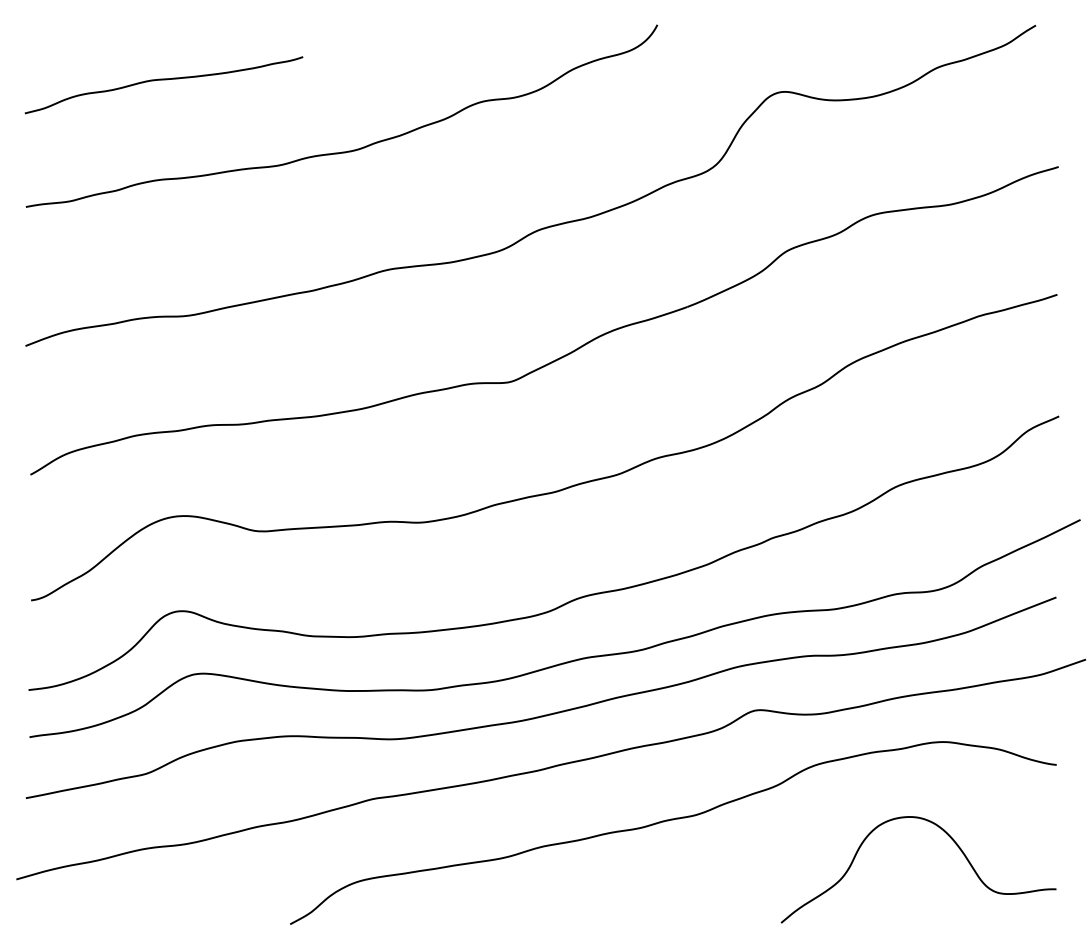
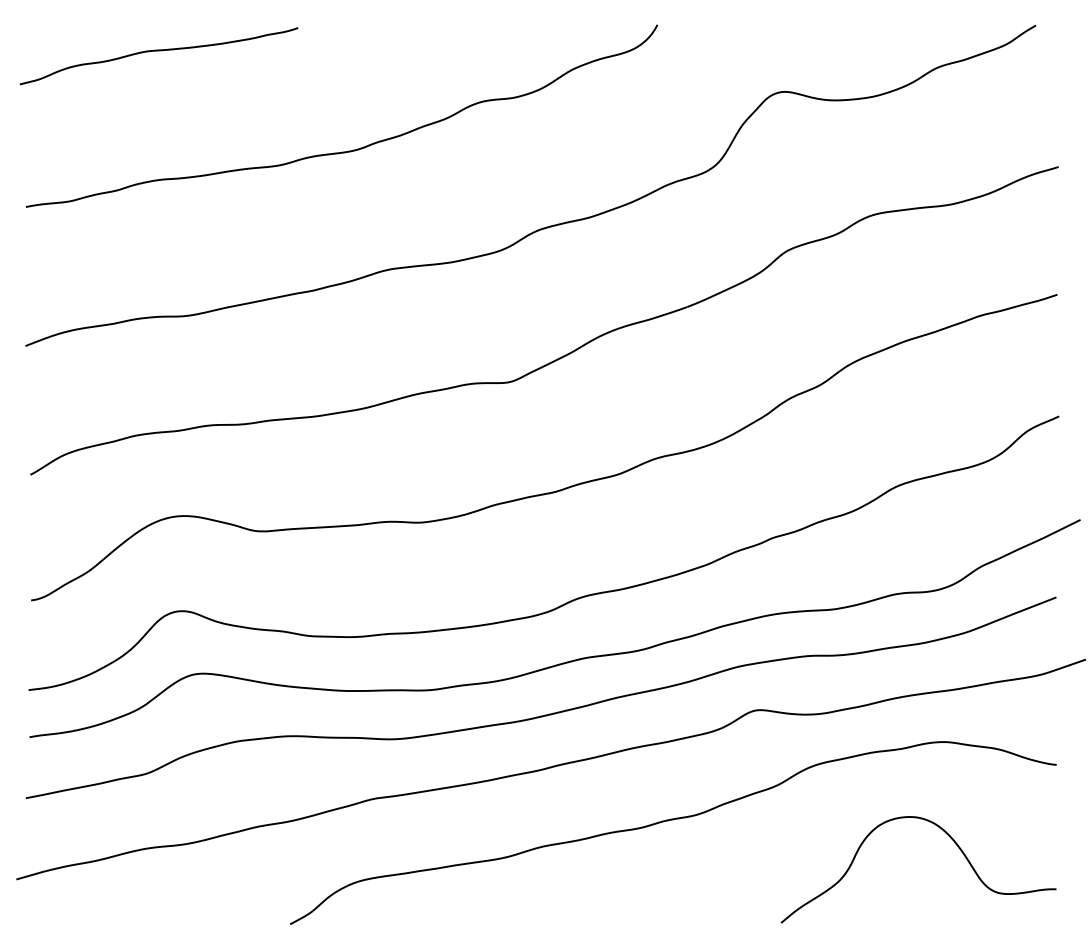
curve position: (163, 80) -> (158, 51) (158, 51)
